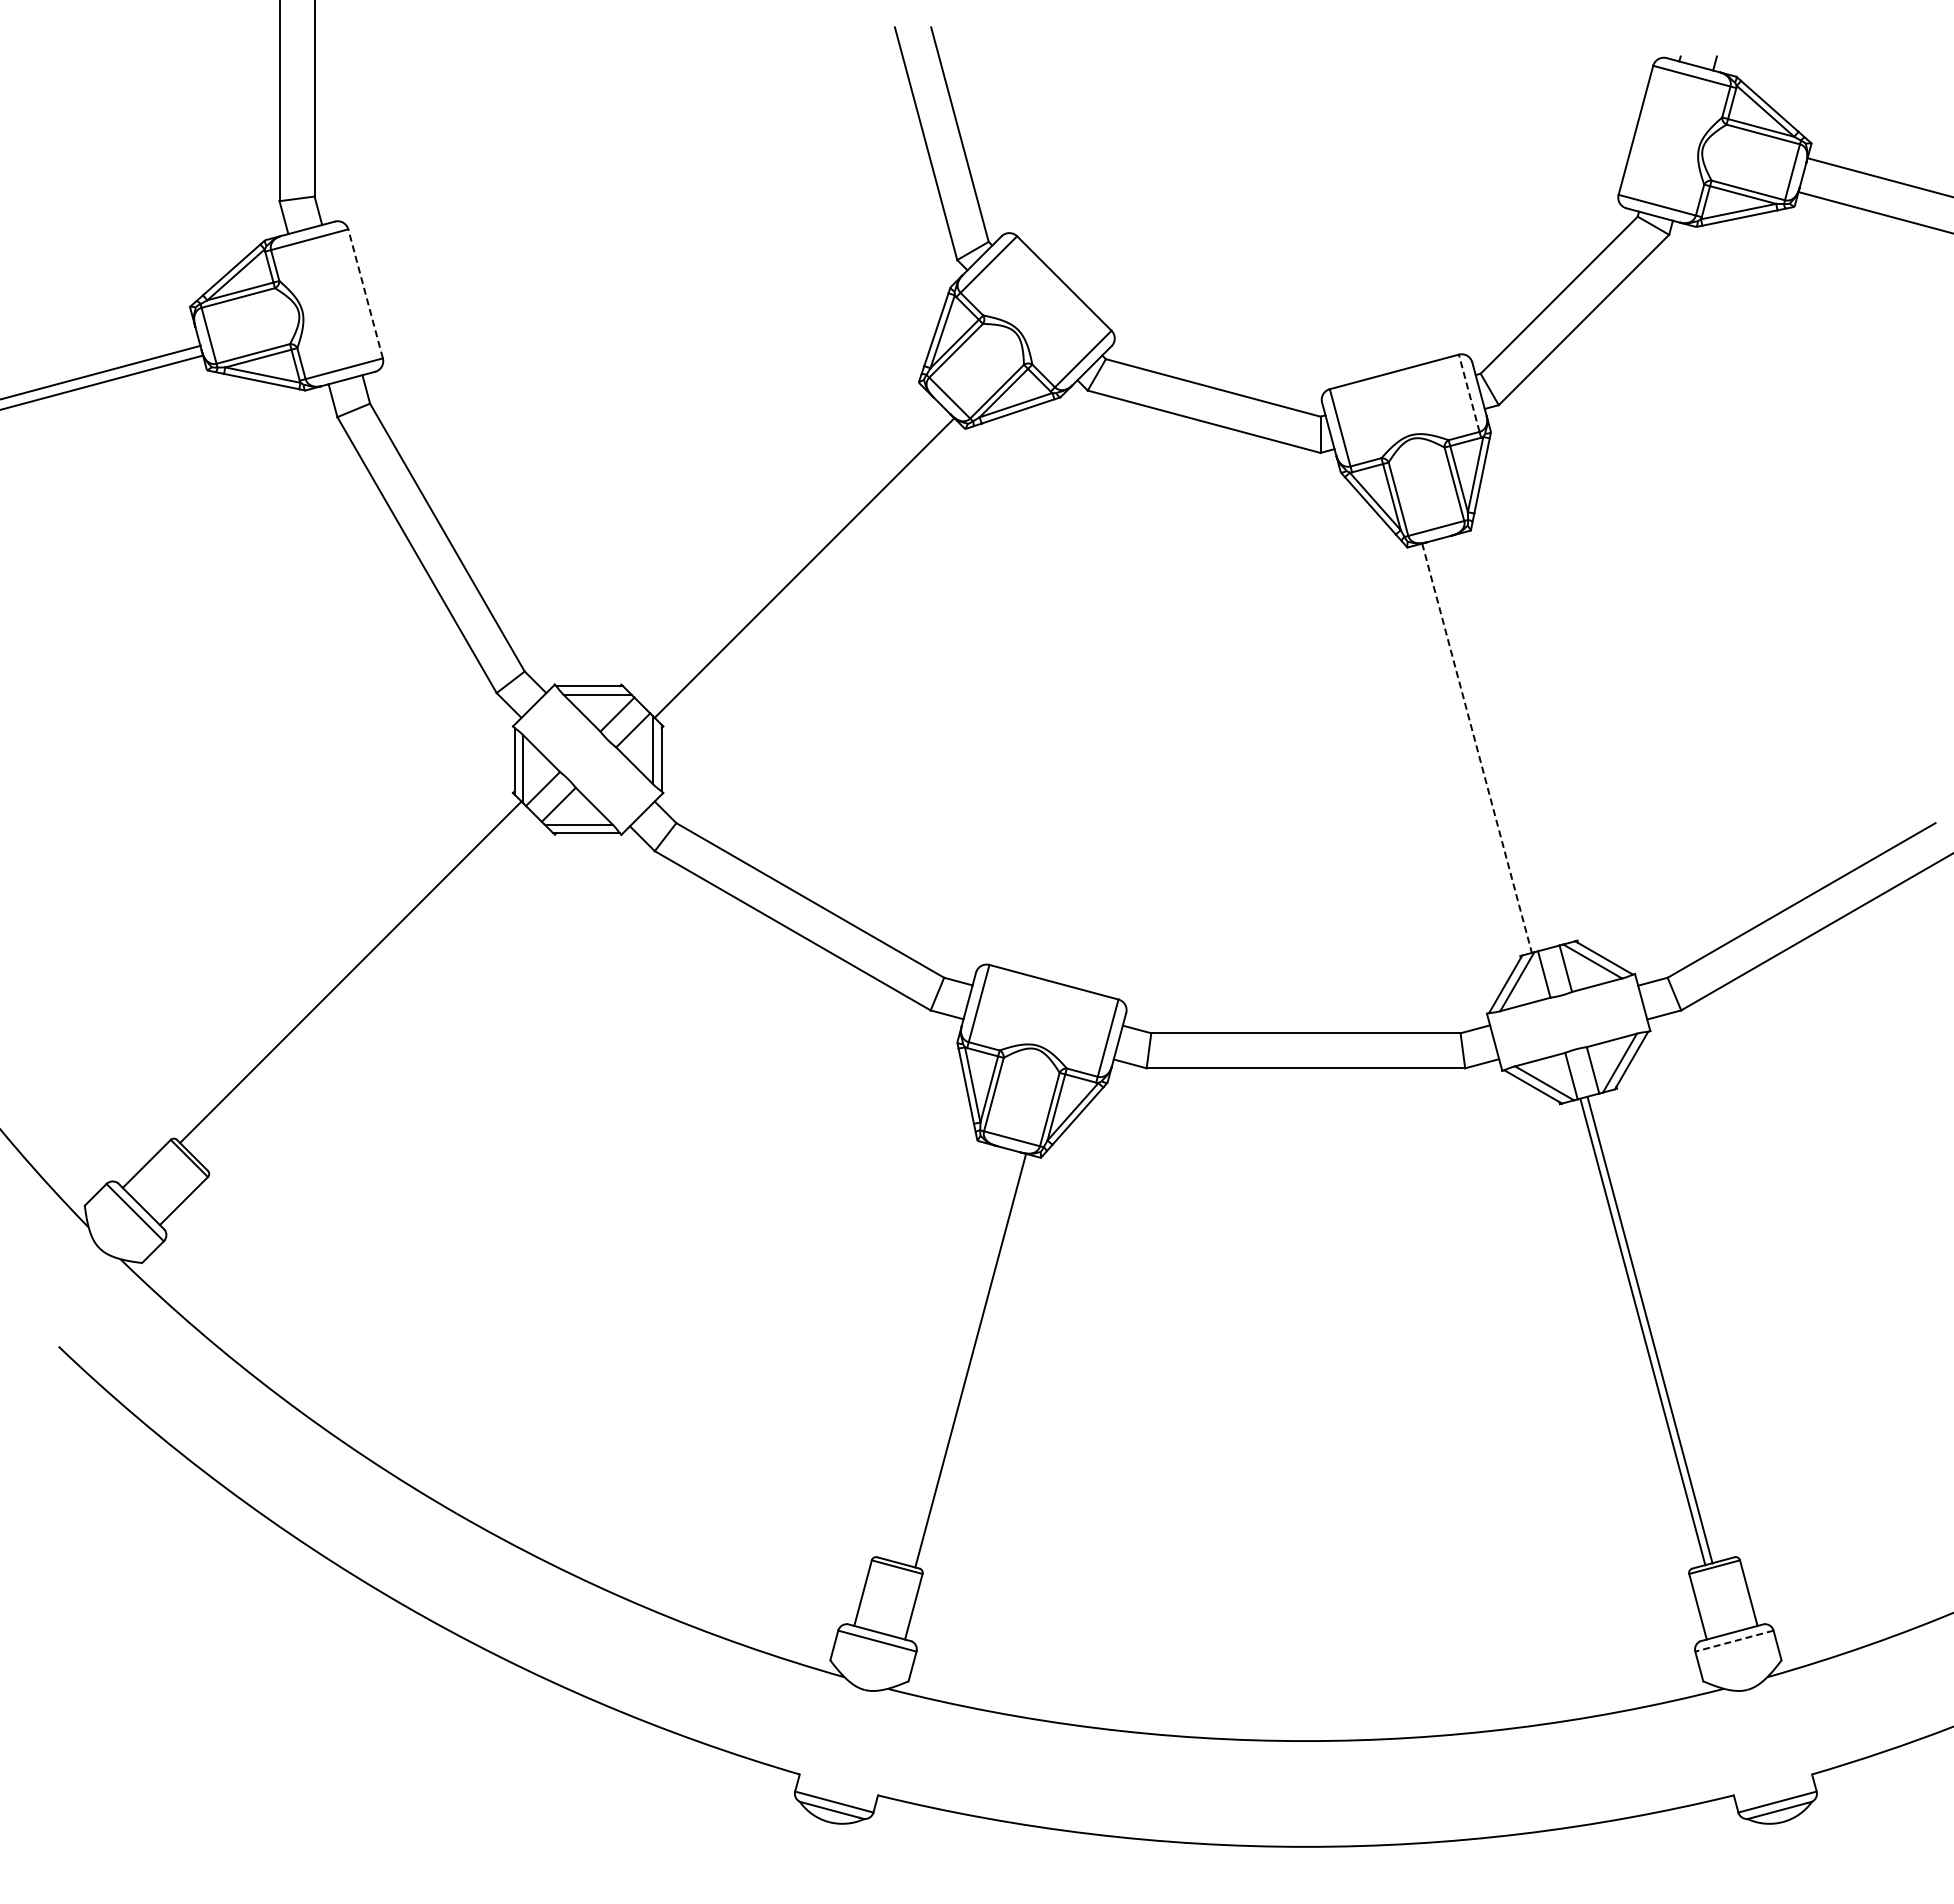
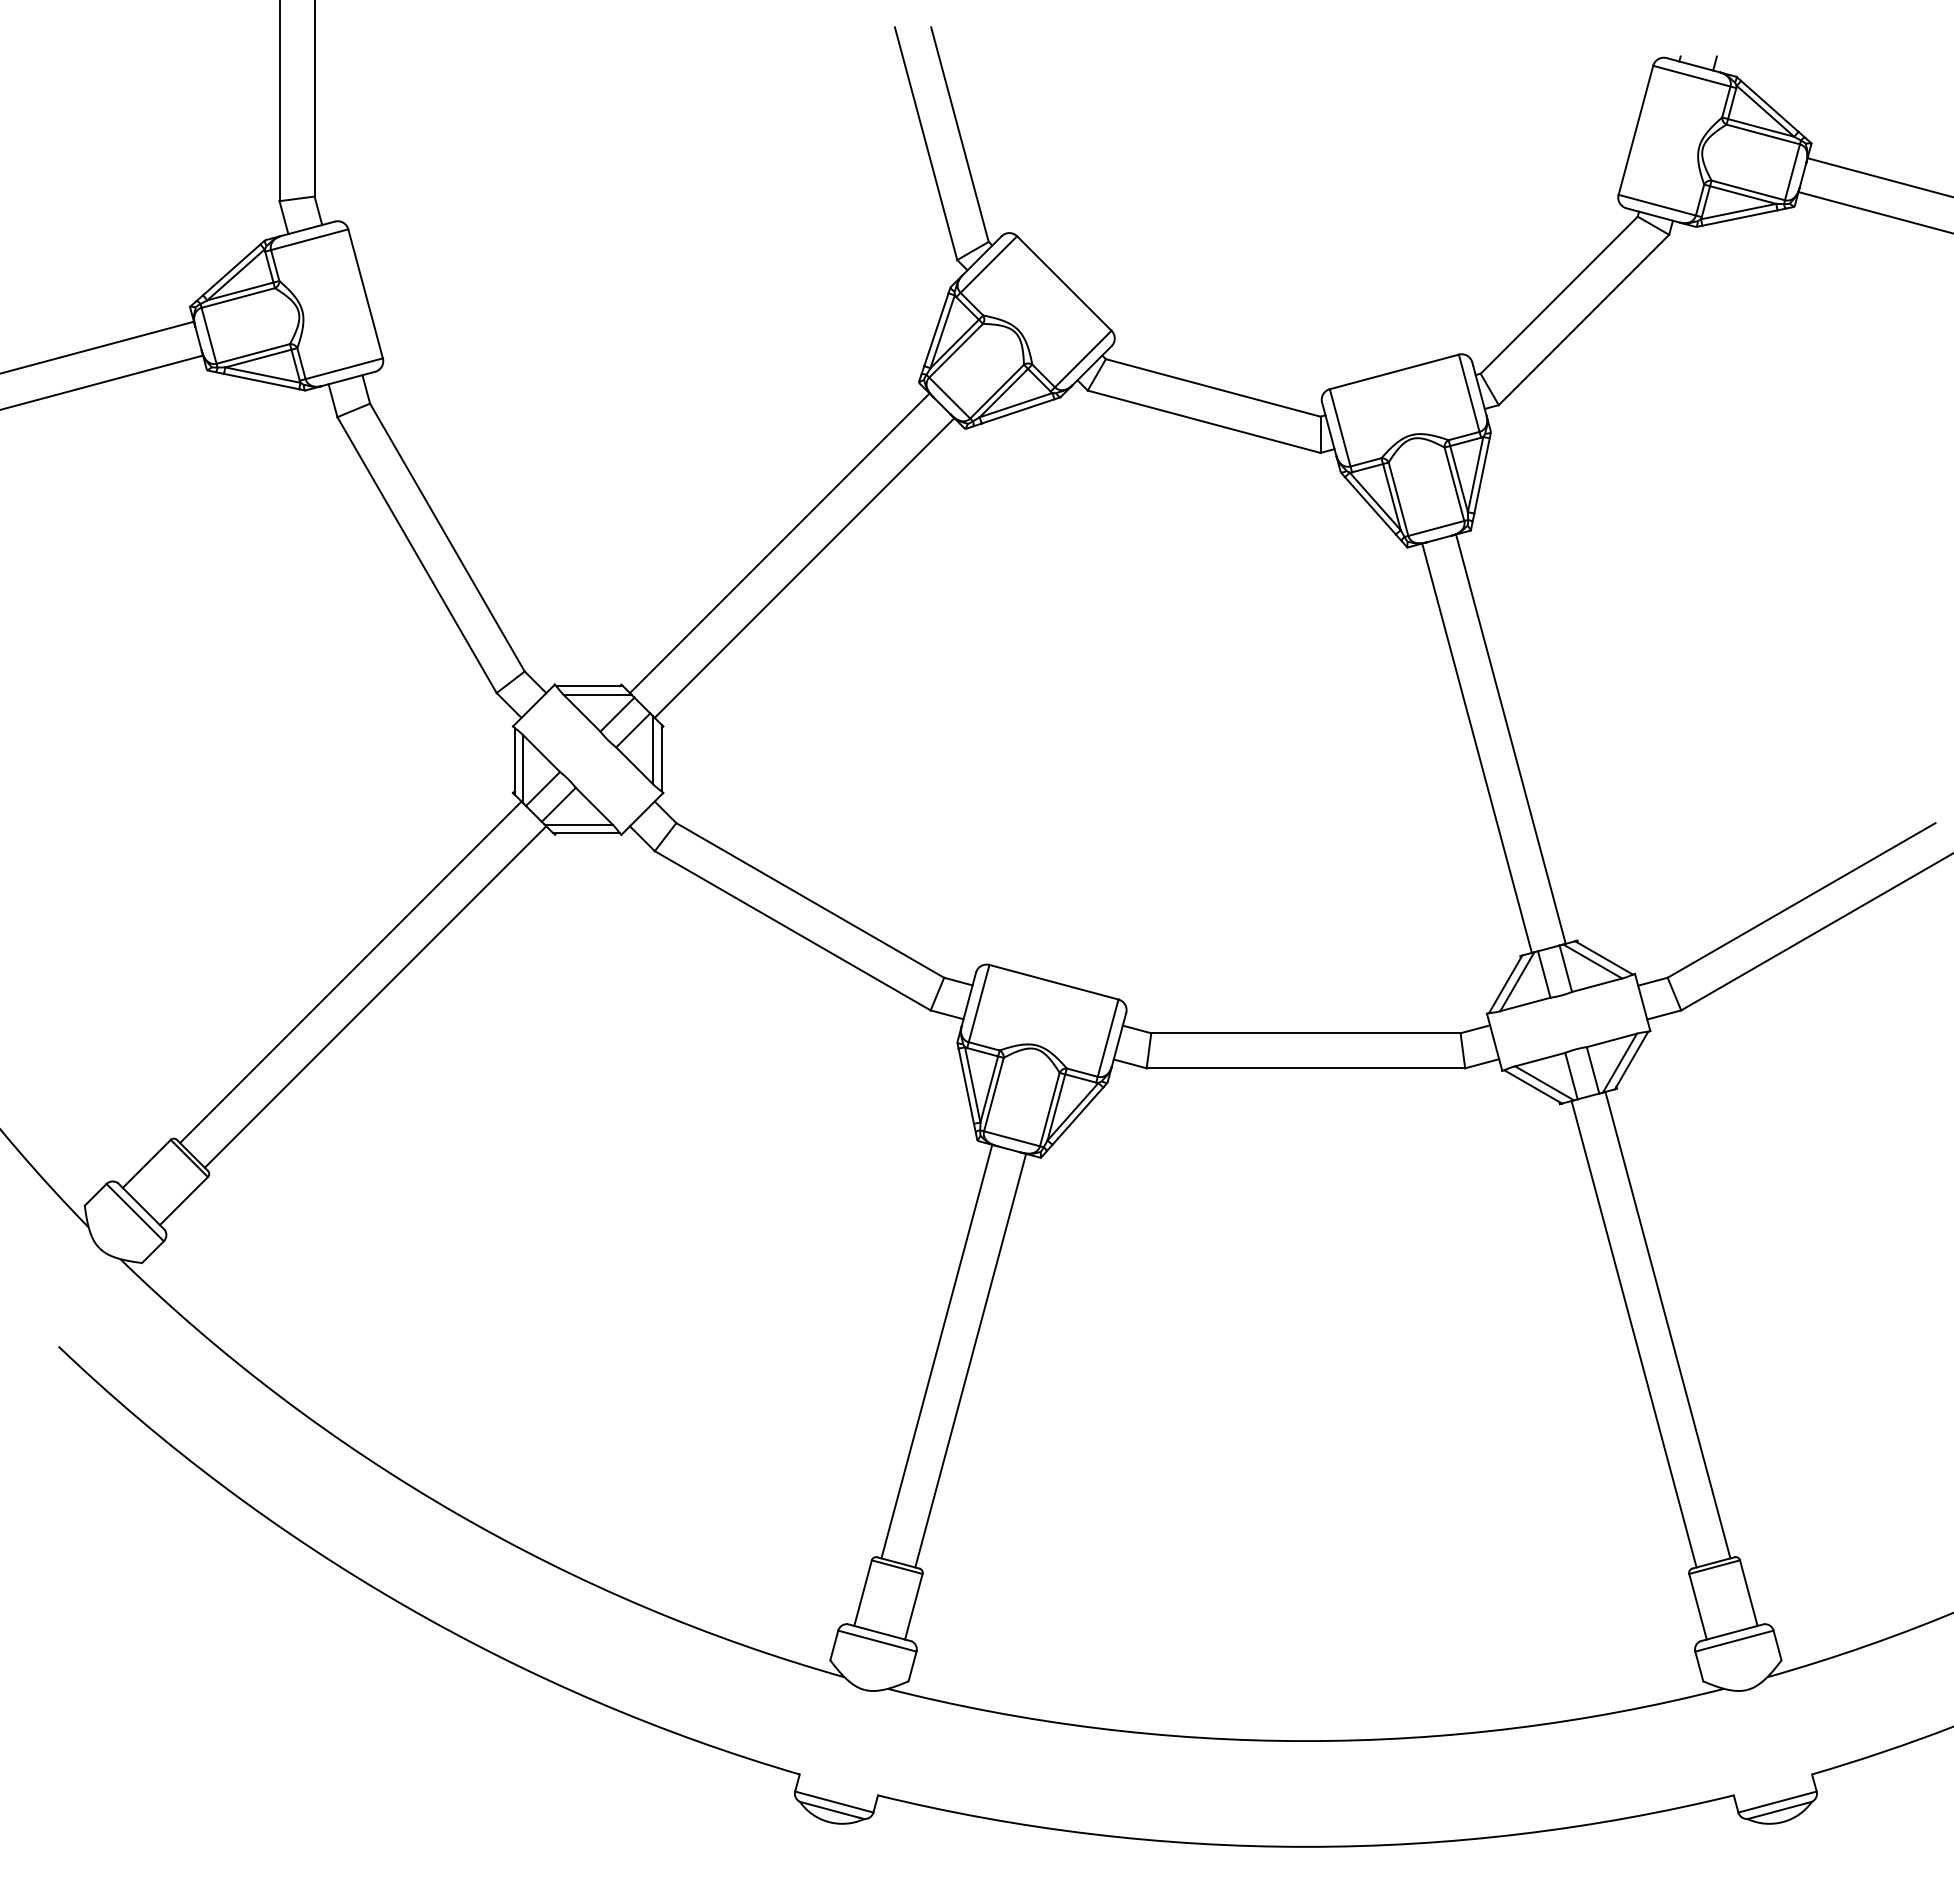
line: dashed -> solid (365, 293)
line position: (101, 371) -> (97, 347) (97, 347)
line: dashed -> solid (1469, 393)
line: none -> present (779, 543)
line: none -> present (1510, 738)
line: dashed -> solid (1477, 748)
line: none -> present (375, 996)
line position: (1649, 1330) -> (1633, 1334) (1633, 1334)
line position: (1642, 1331) -> (1667, 1324) (1667, 1324)
line: none -> present (936, 1351)
line: dashed -> solid (1734, 1641)
